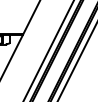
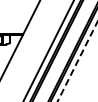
line: solid -> dashed (77, 61)
